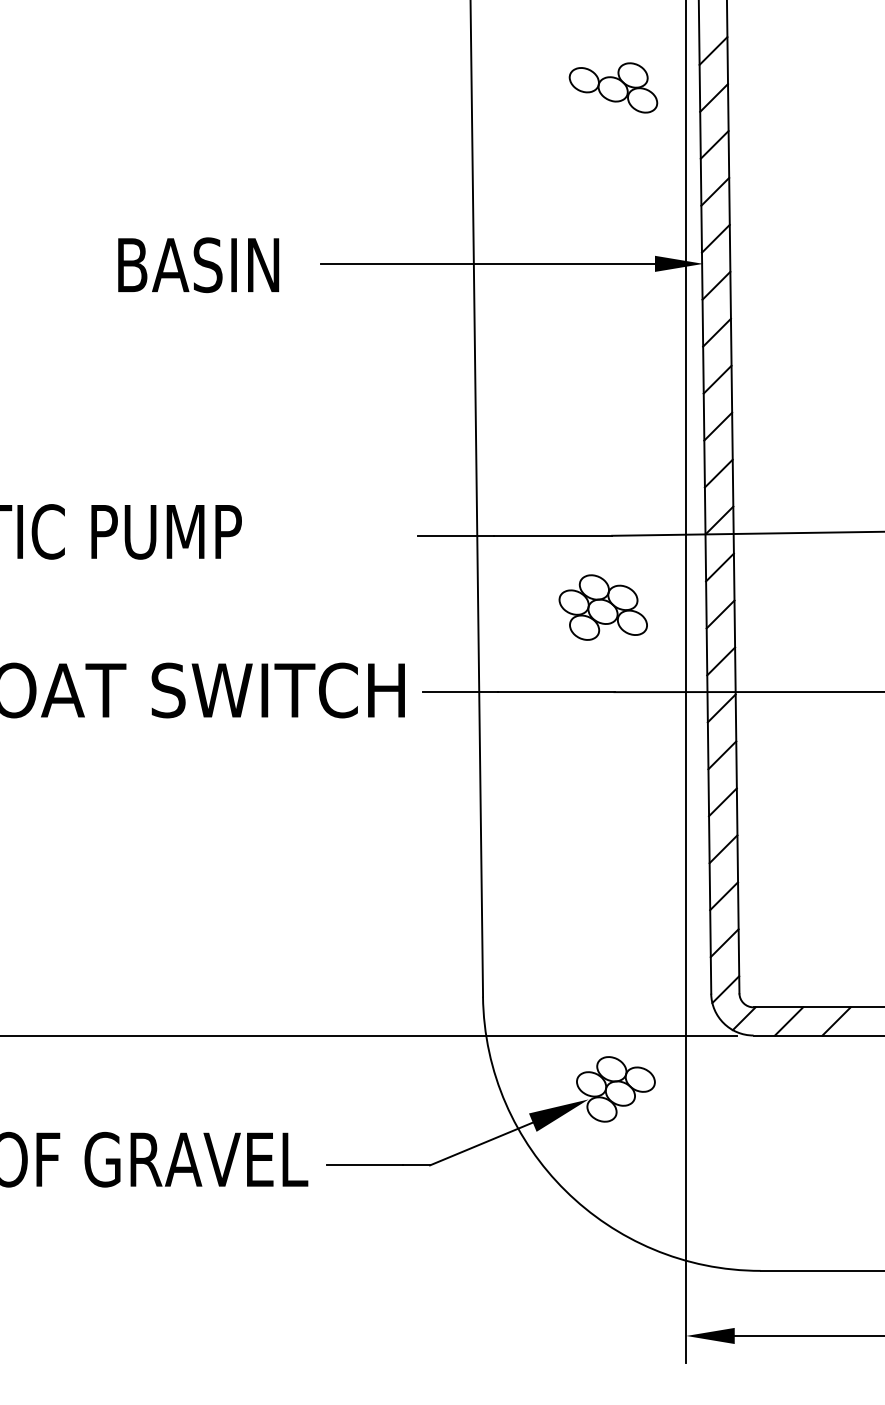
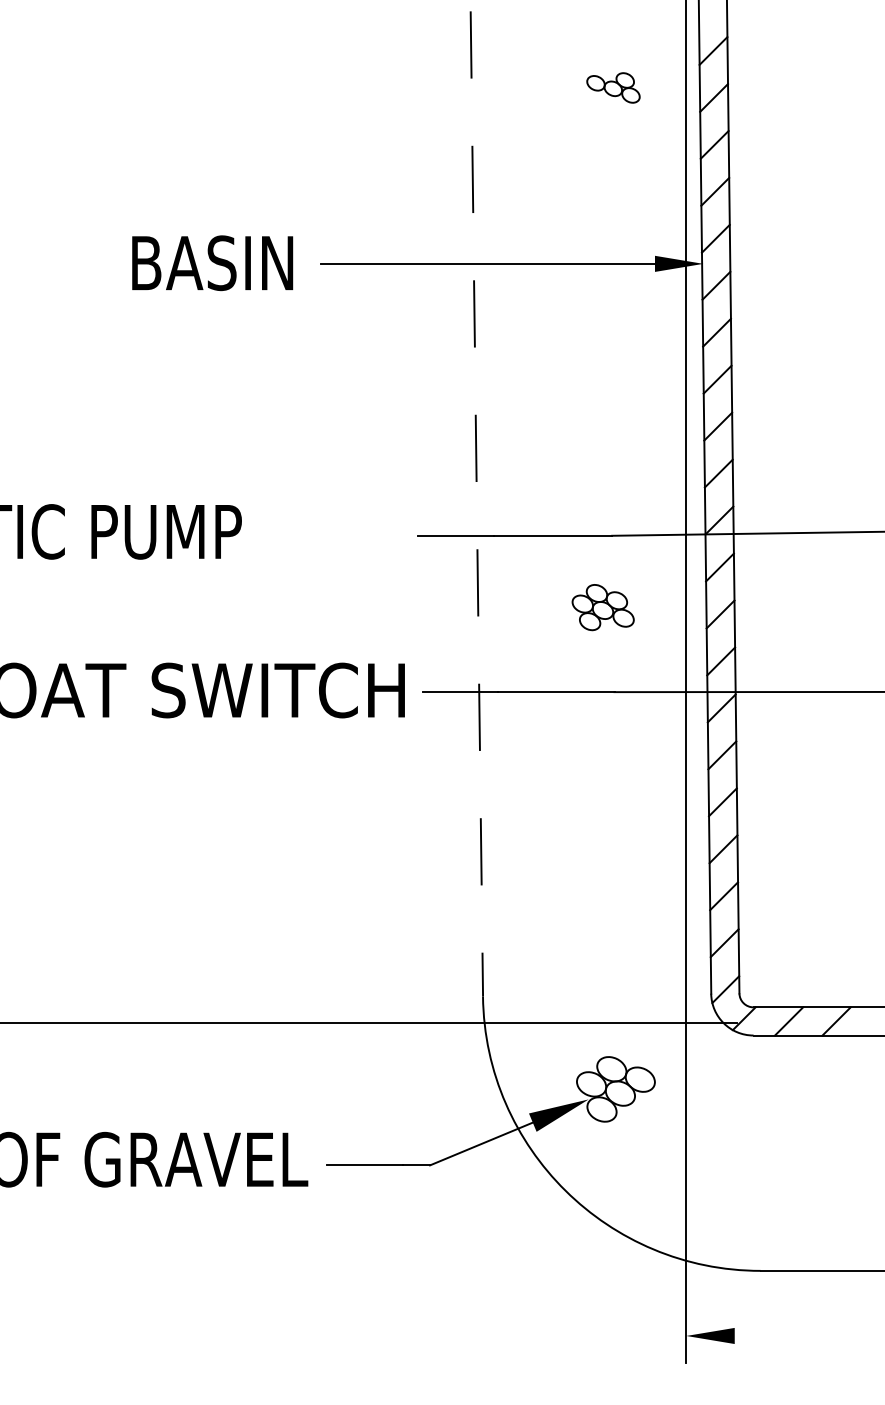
part size: 91x52 px -> 55x32 px (613, 87)
text position: (198, 265) -> (212, 263) (212, 263)
line: solid -> dashed (476, 498)
part size: 90x67 px -> 64x48 px (602, 607)
line position: (369, 1035) -> (369, 1022) (369, 1022)
line: present -> none (807, 1335)
